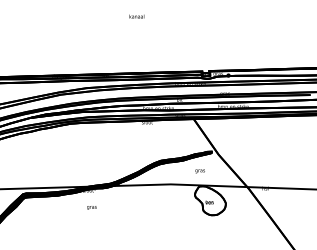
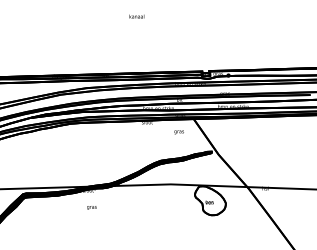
text position: (199, 171) -> (178, 132) (178, 132)
